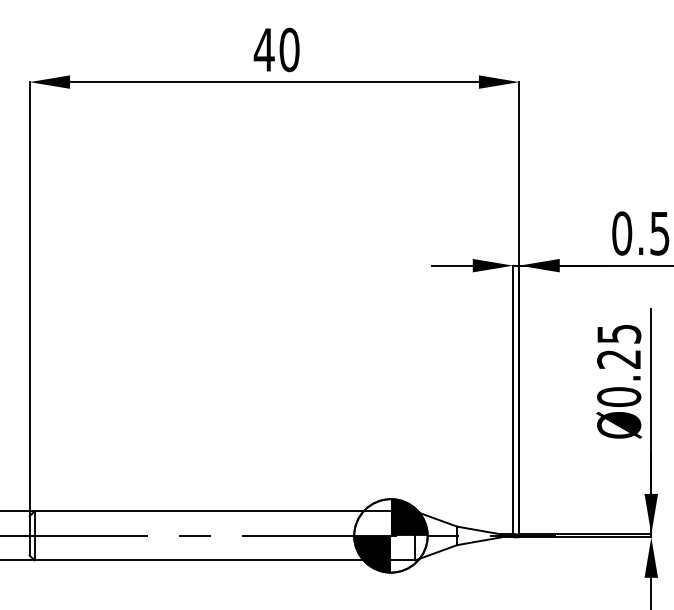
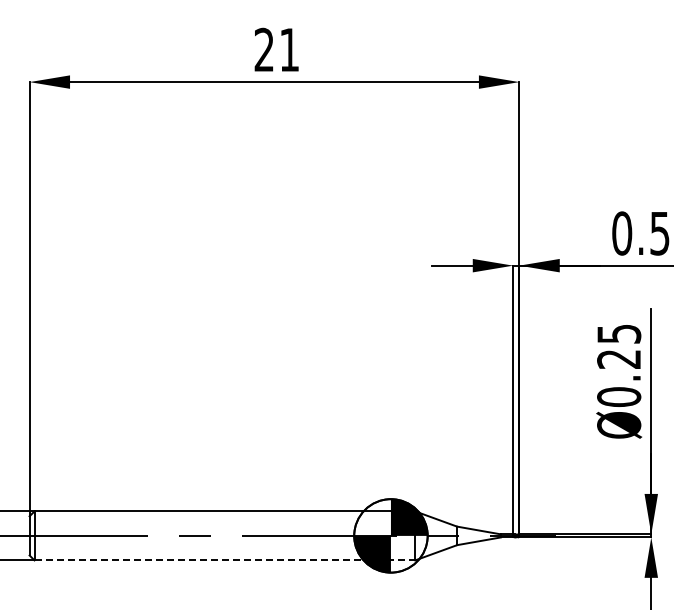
text: 40 -> 21 (276, 49)
line: solid -> dashed (225, 560)
